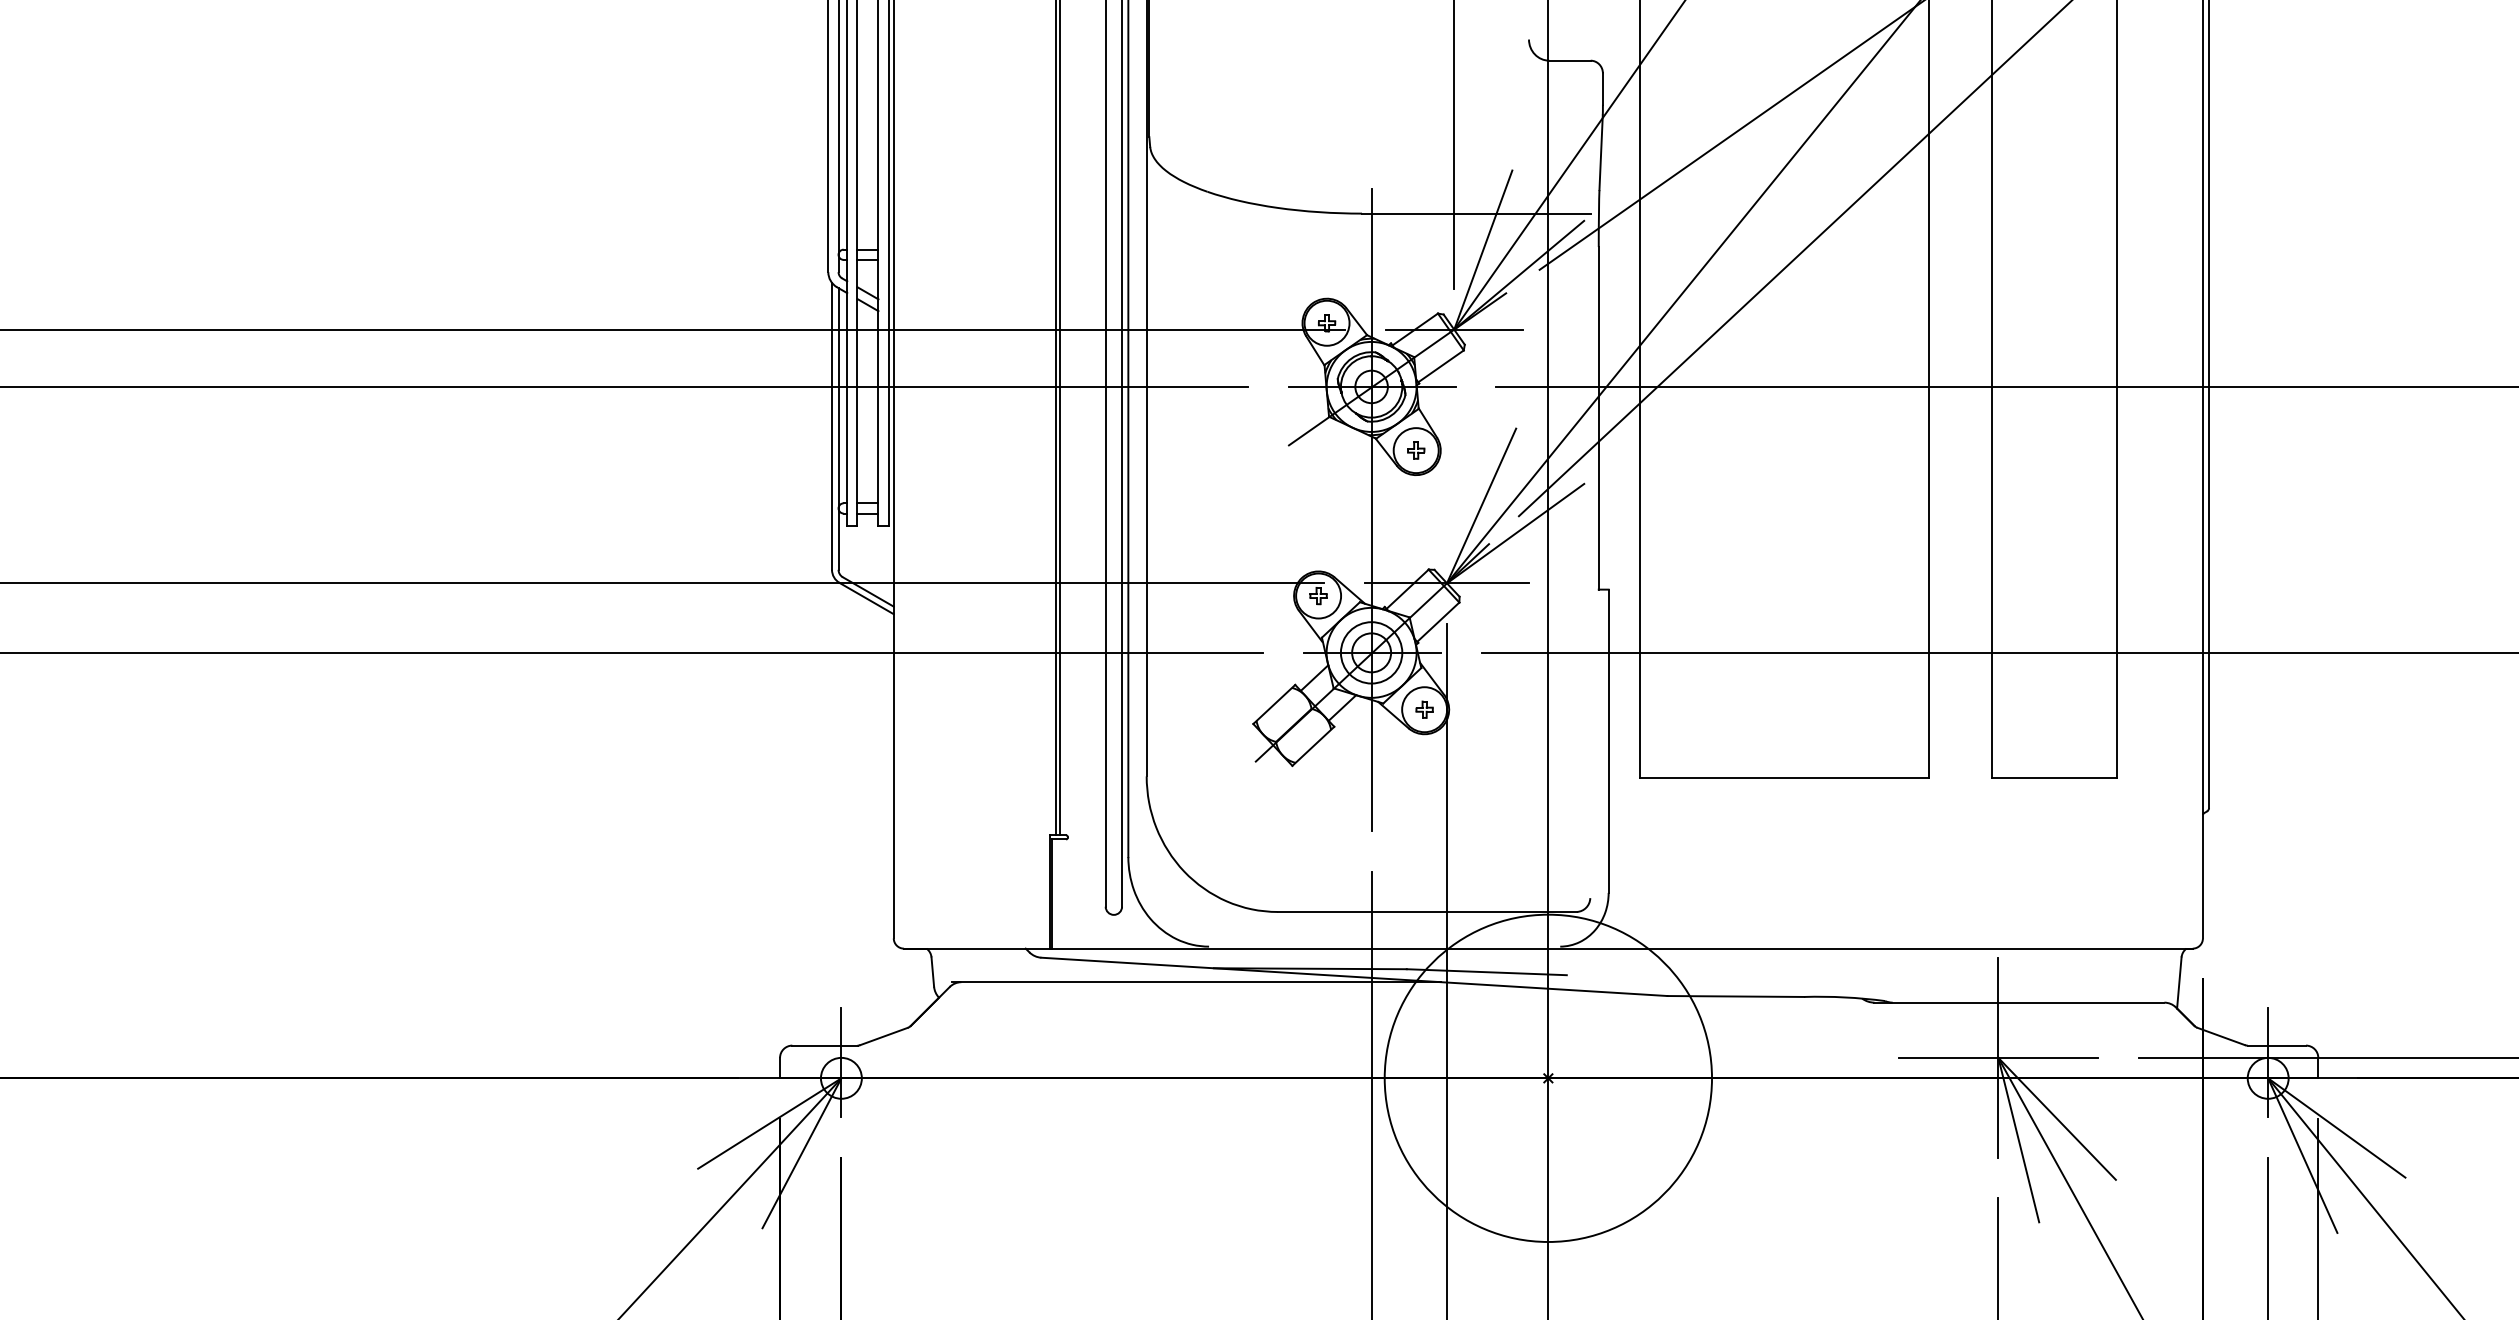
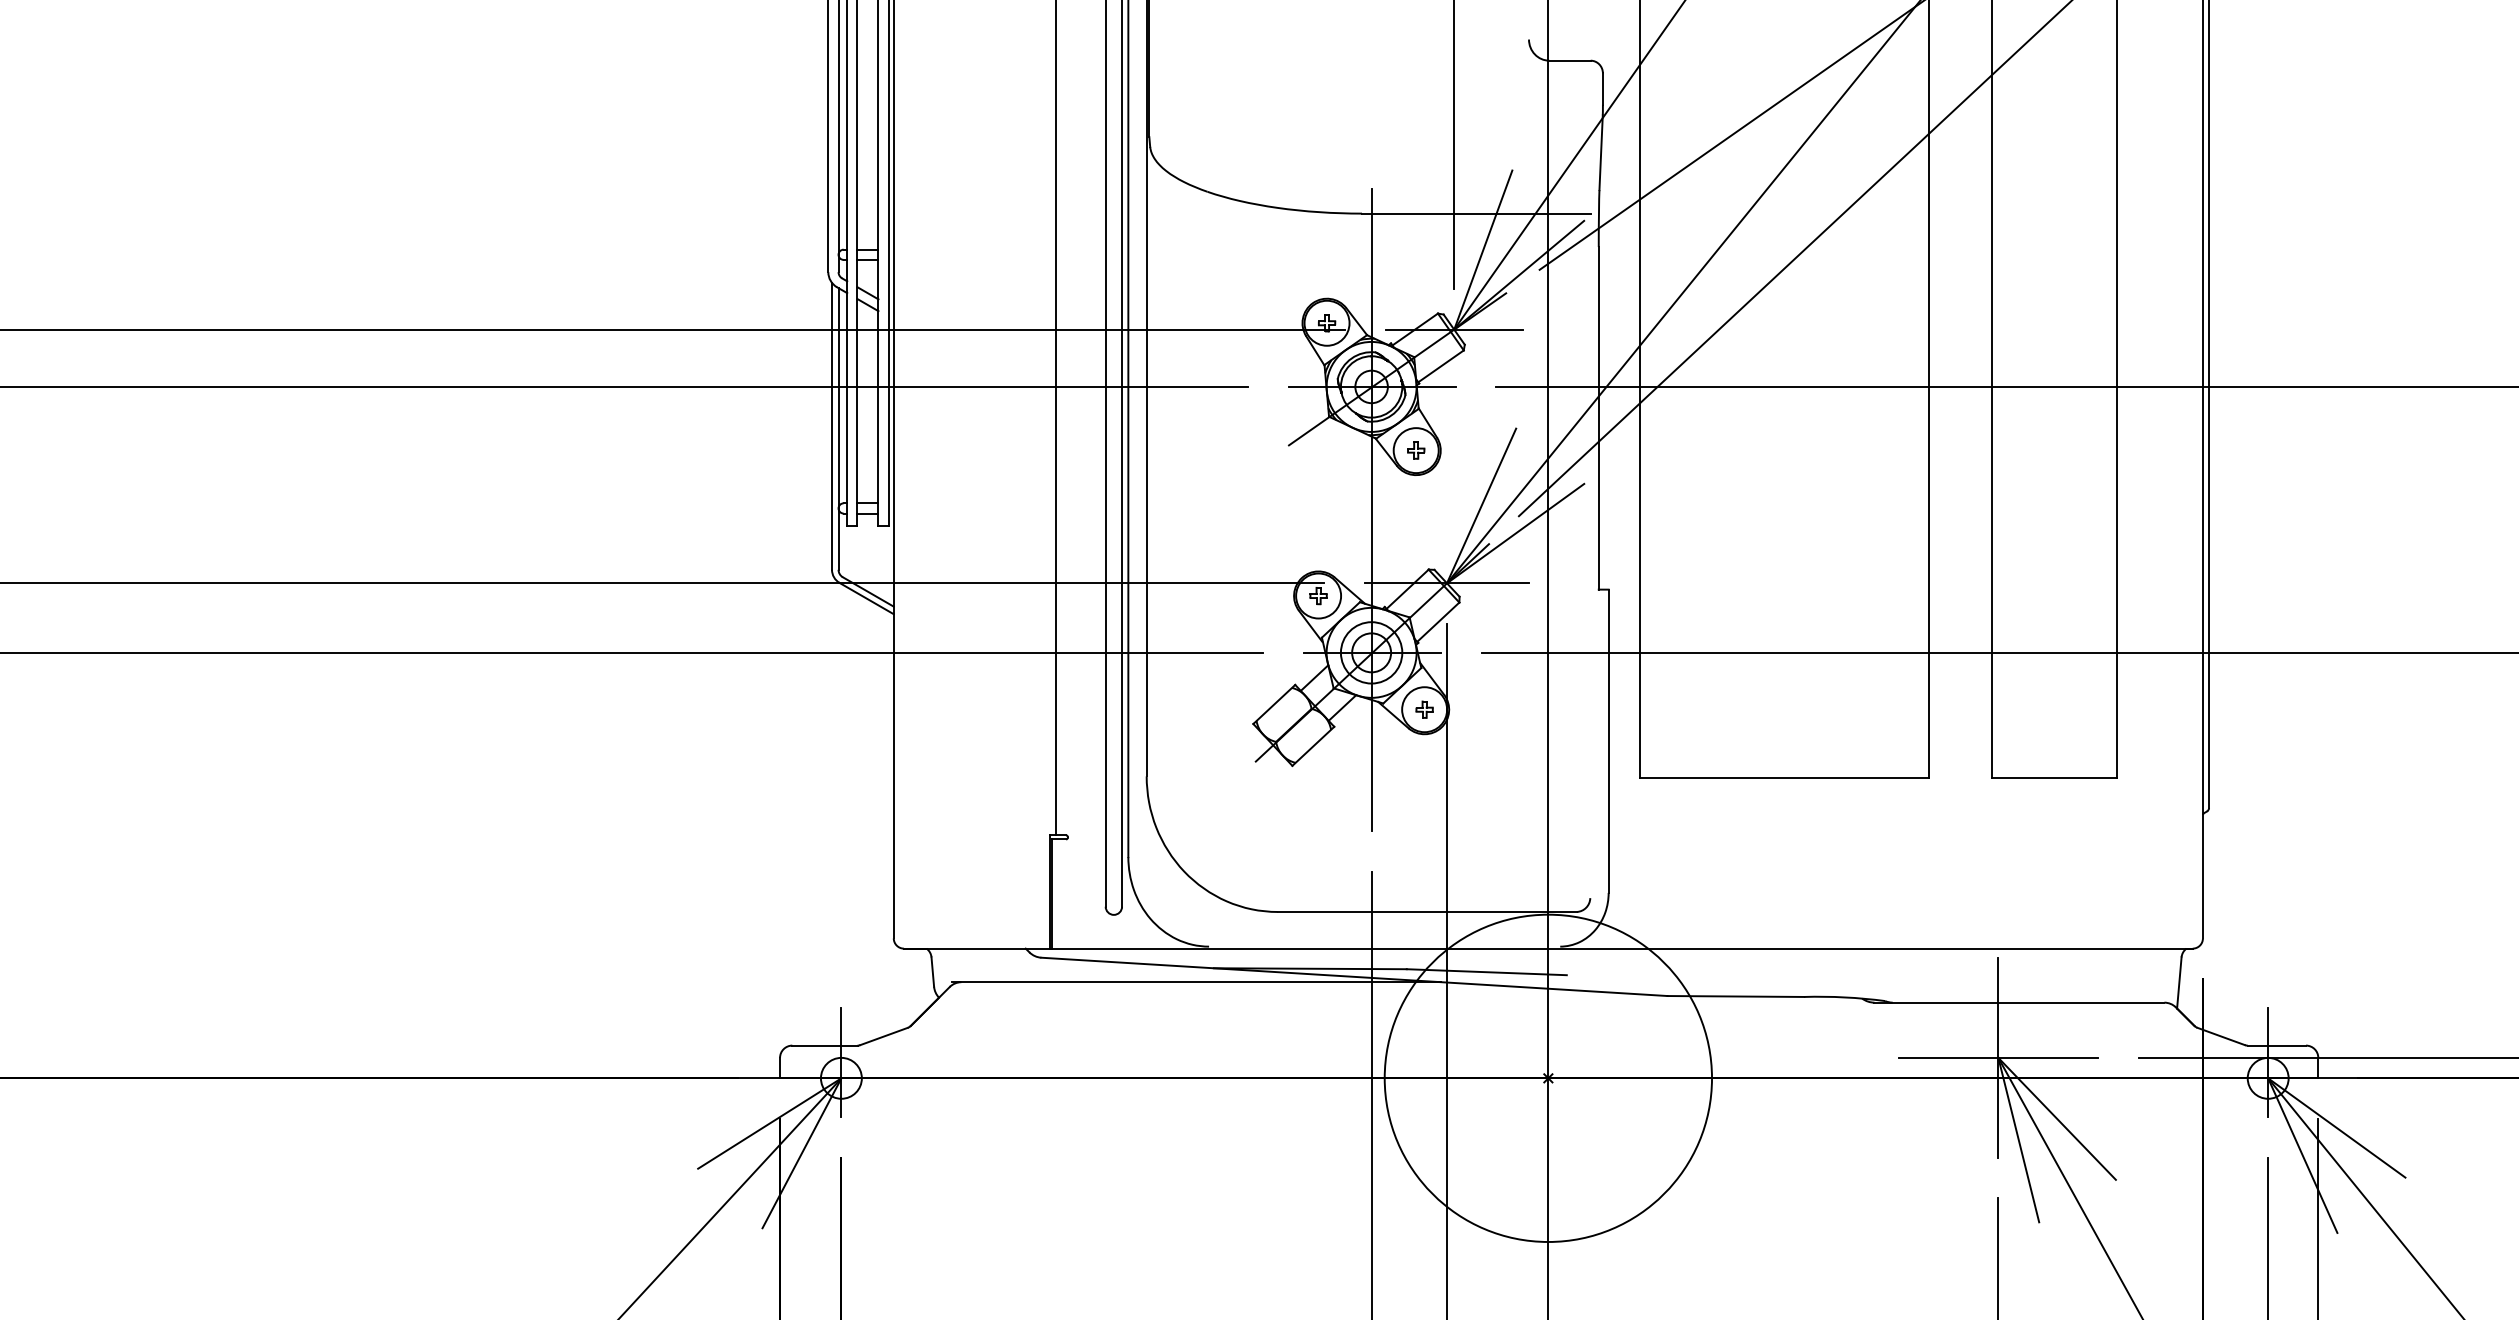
line: present -> none (1059, 418)
